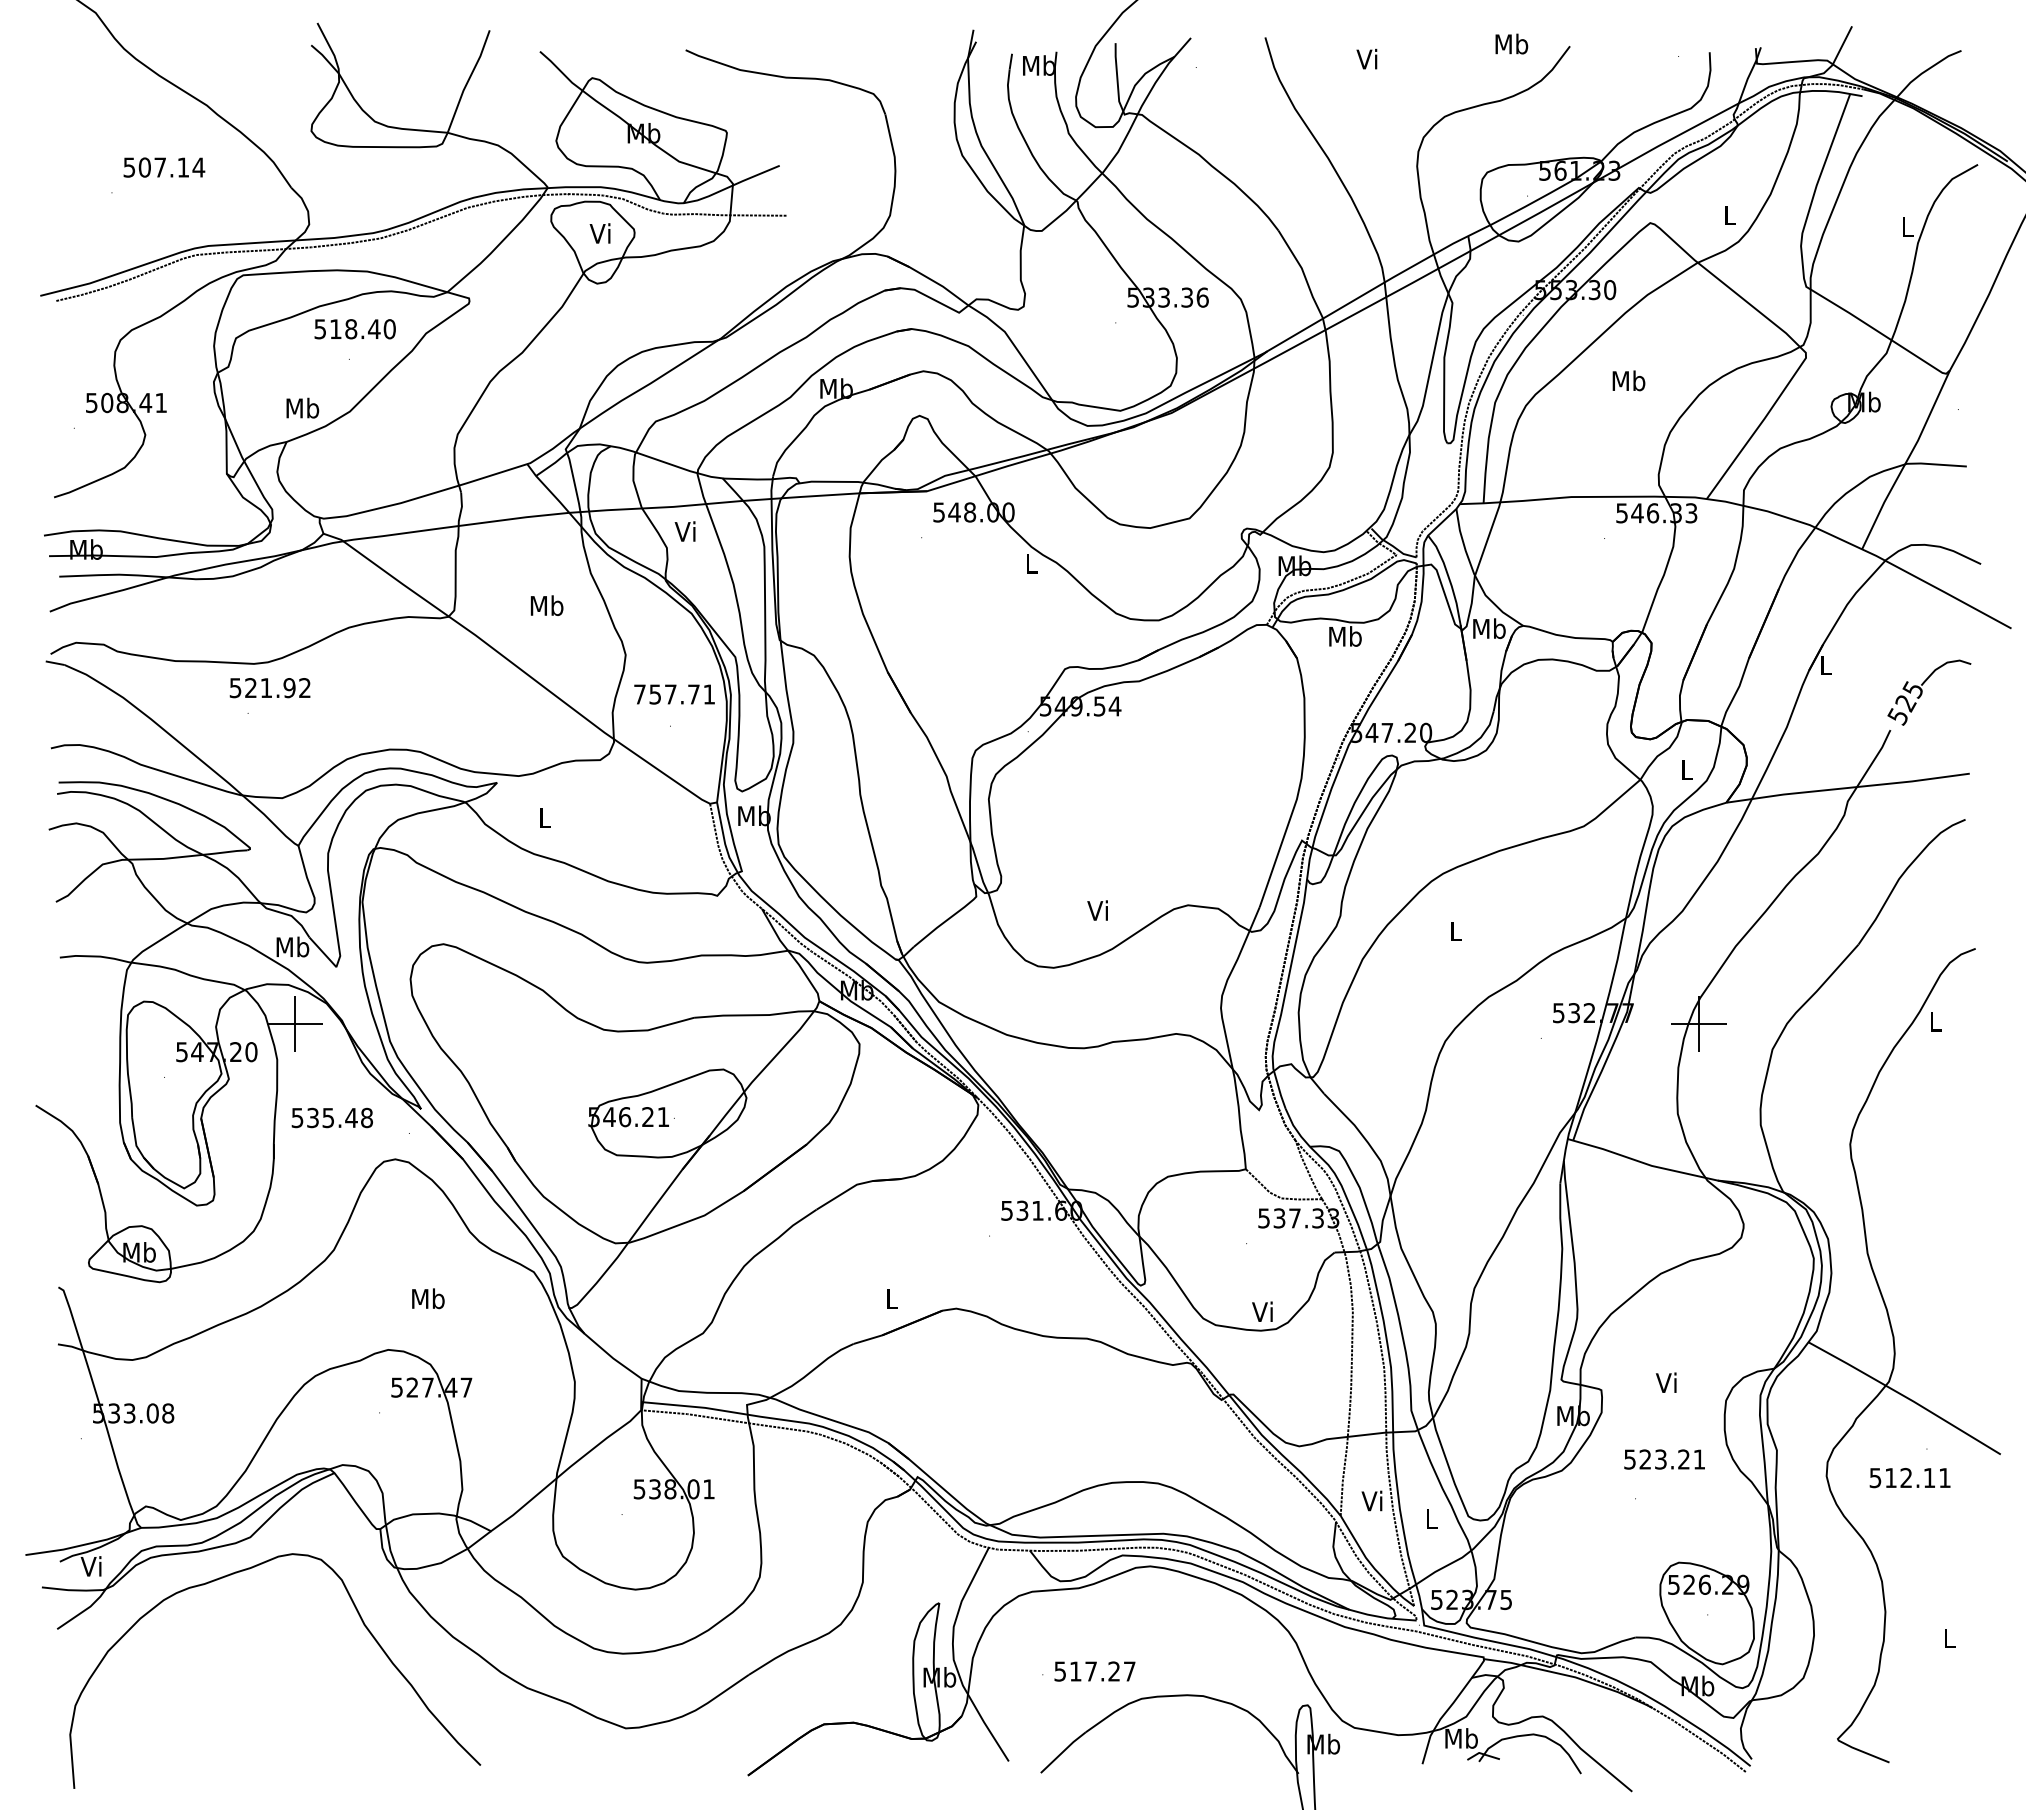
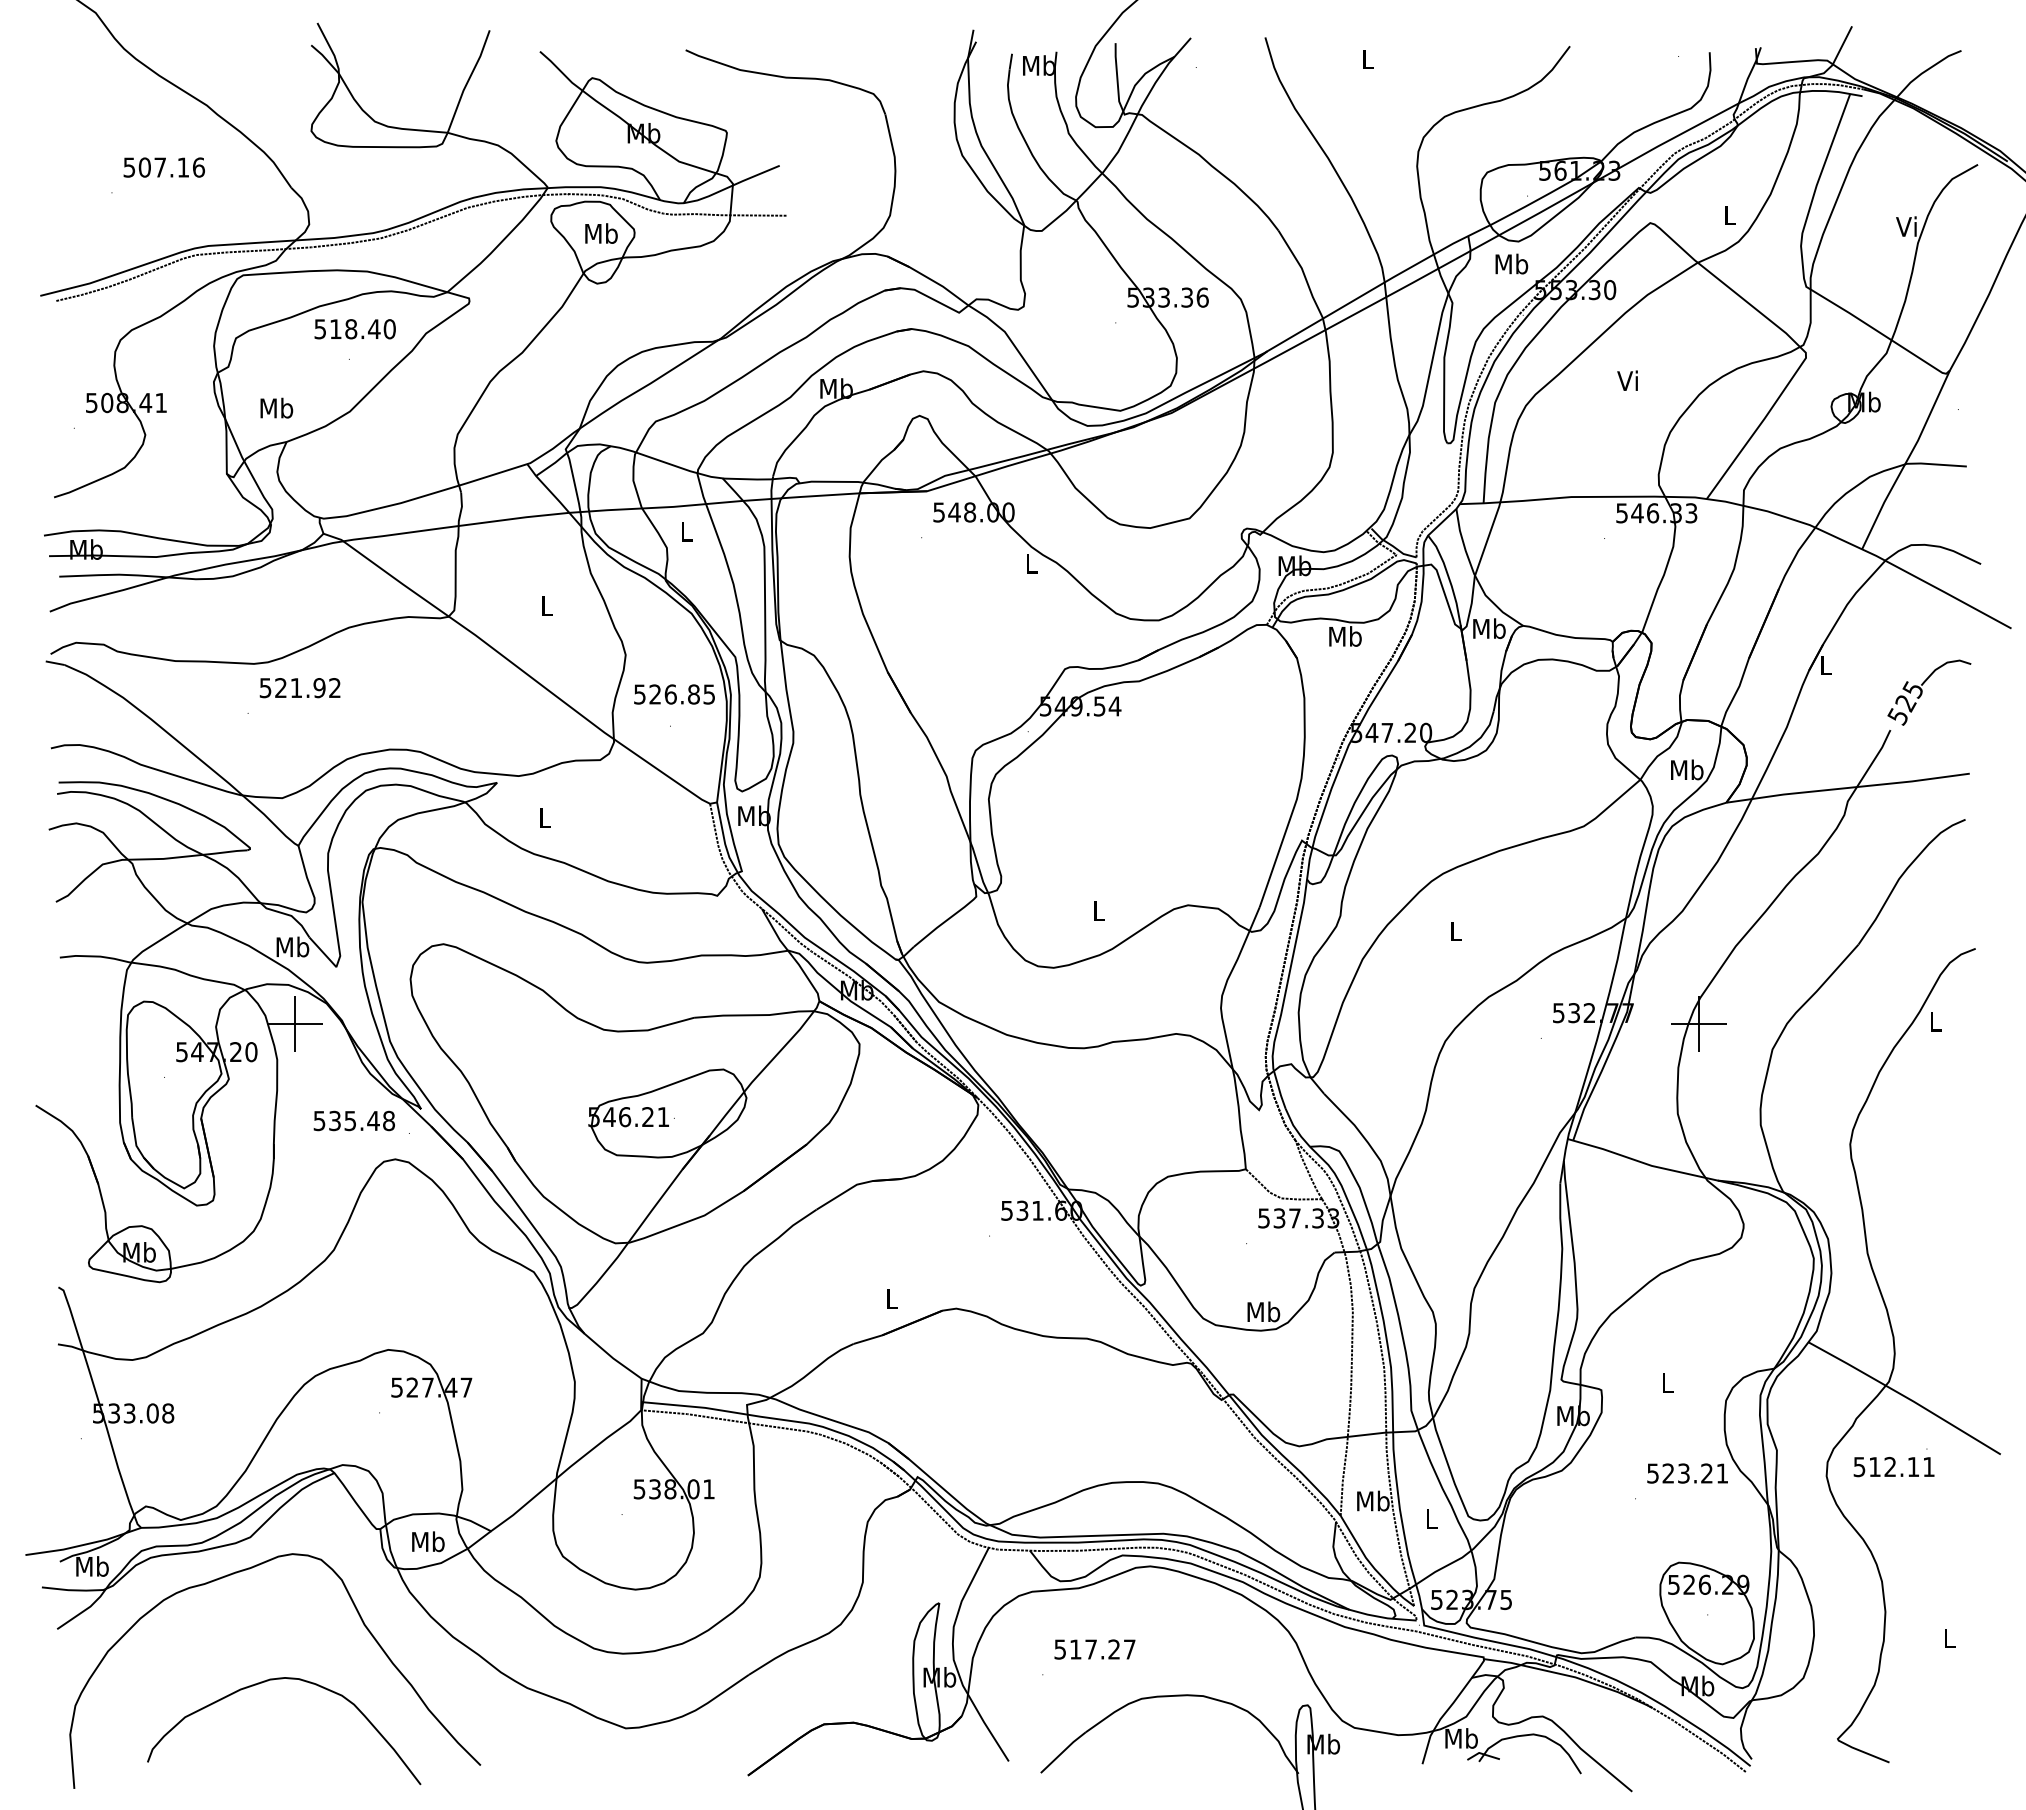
text position: (1511, 43) -> (1511, 263) (1511, 263)
text: Vi -> L (1366, 58)
text: 507.14 -> 507.16 (198, 167)
text: L -> Vi (1906, 226)
text: Vi -> Mb (601, 233)
text: Mb -> Vi (1628, 380)
text position: (302, 407) -> (276, 407) (276, 407)
text: Vi -> L (684, 531)
text: Mb -> L (546, 605)
text position: (269, 688) -> (299, 688) (299, 688)
text: 757.71 -> 526.85 (674, 694)
text: L -> Mb (1687, 769)
text: Vi -> L (1097, 910)
text position: (331, 1117) -> (353, 1120) (353, 1120)
text position: (428, 1298) -> (428, 1541) (428, 1541)
text: Vi -> Mb (1263, 1311)
text: Vi -> L (1665, 1382)
text position: (1664, 1459) -> (1687, 1473) (1687, 1473)
text position: (1909, 1478) -> (1893, 1467) (1893, 1467)
text: Vi -> Mb (1373, 1500)
text: Vi -> Mb (92, 1566)
text position: (1094, 1671) -> (1094, 1649) (1094, 1649)
curve: none -> present (282, 1679)
